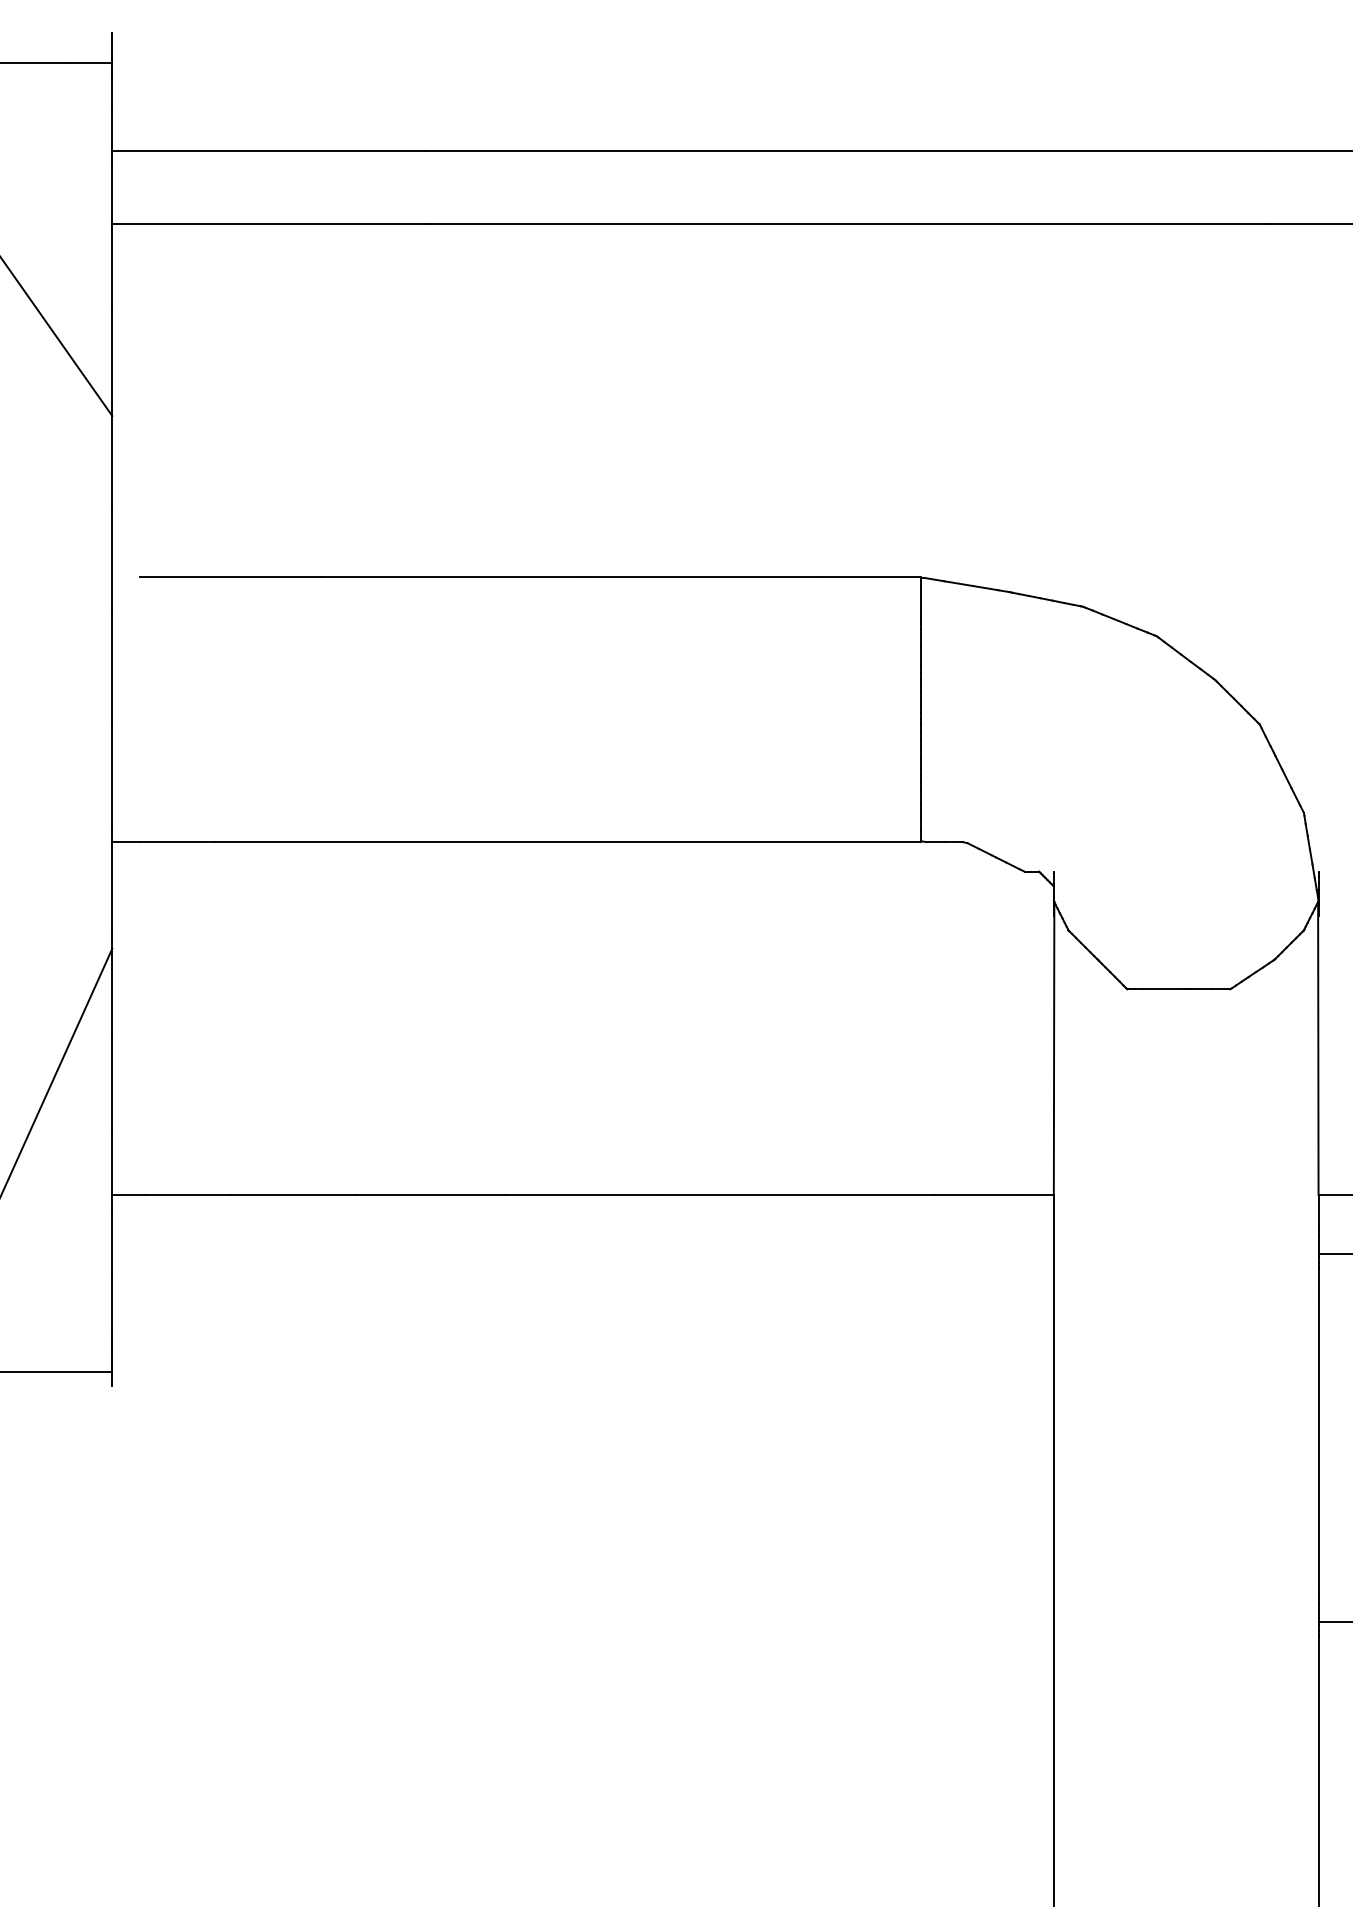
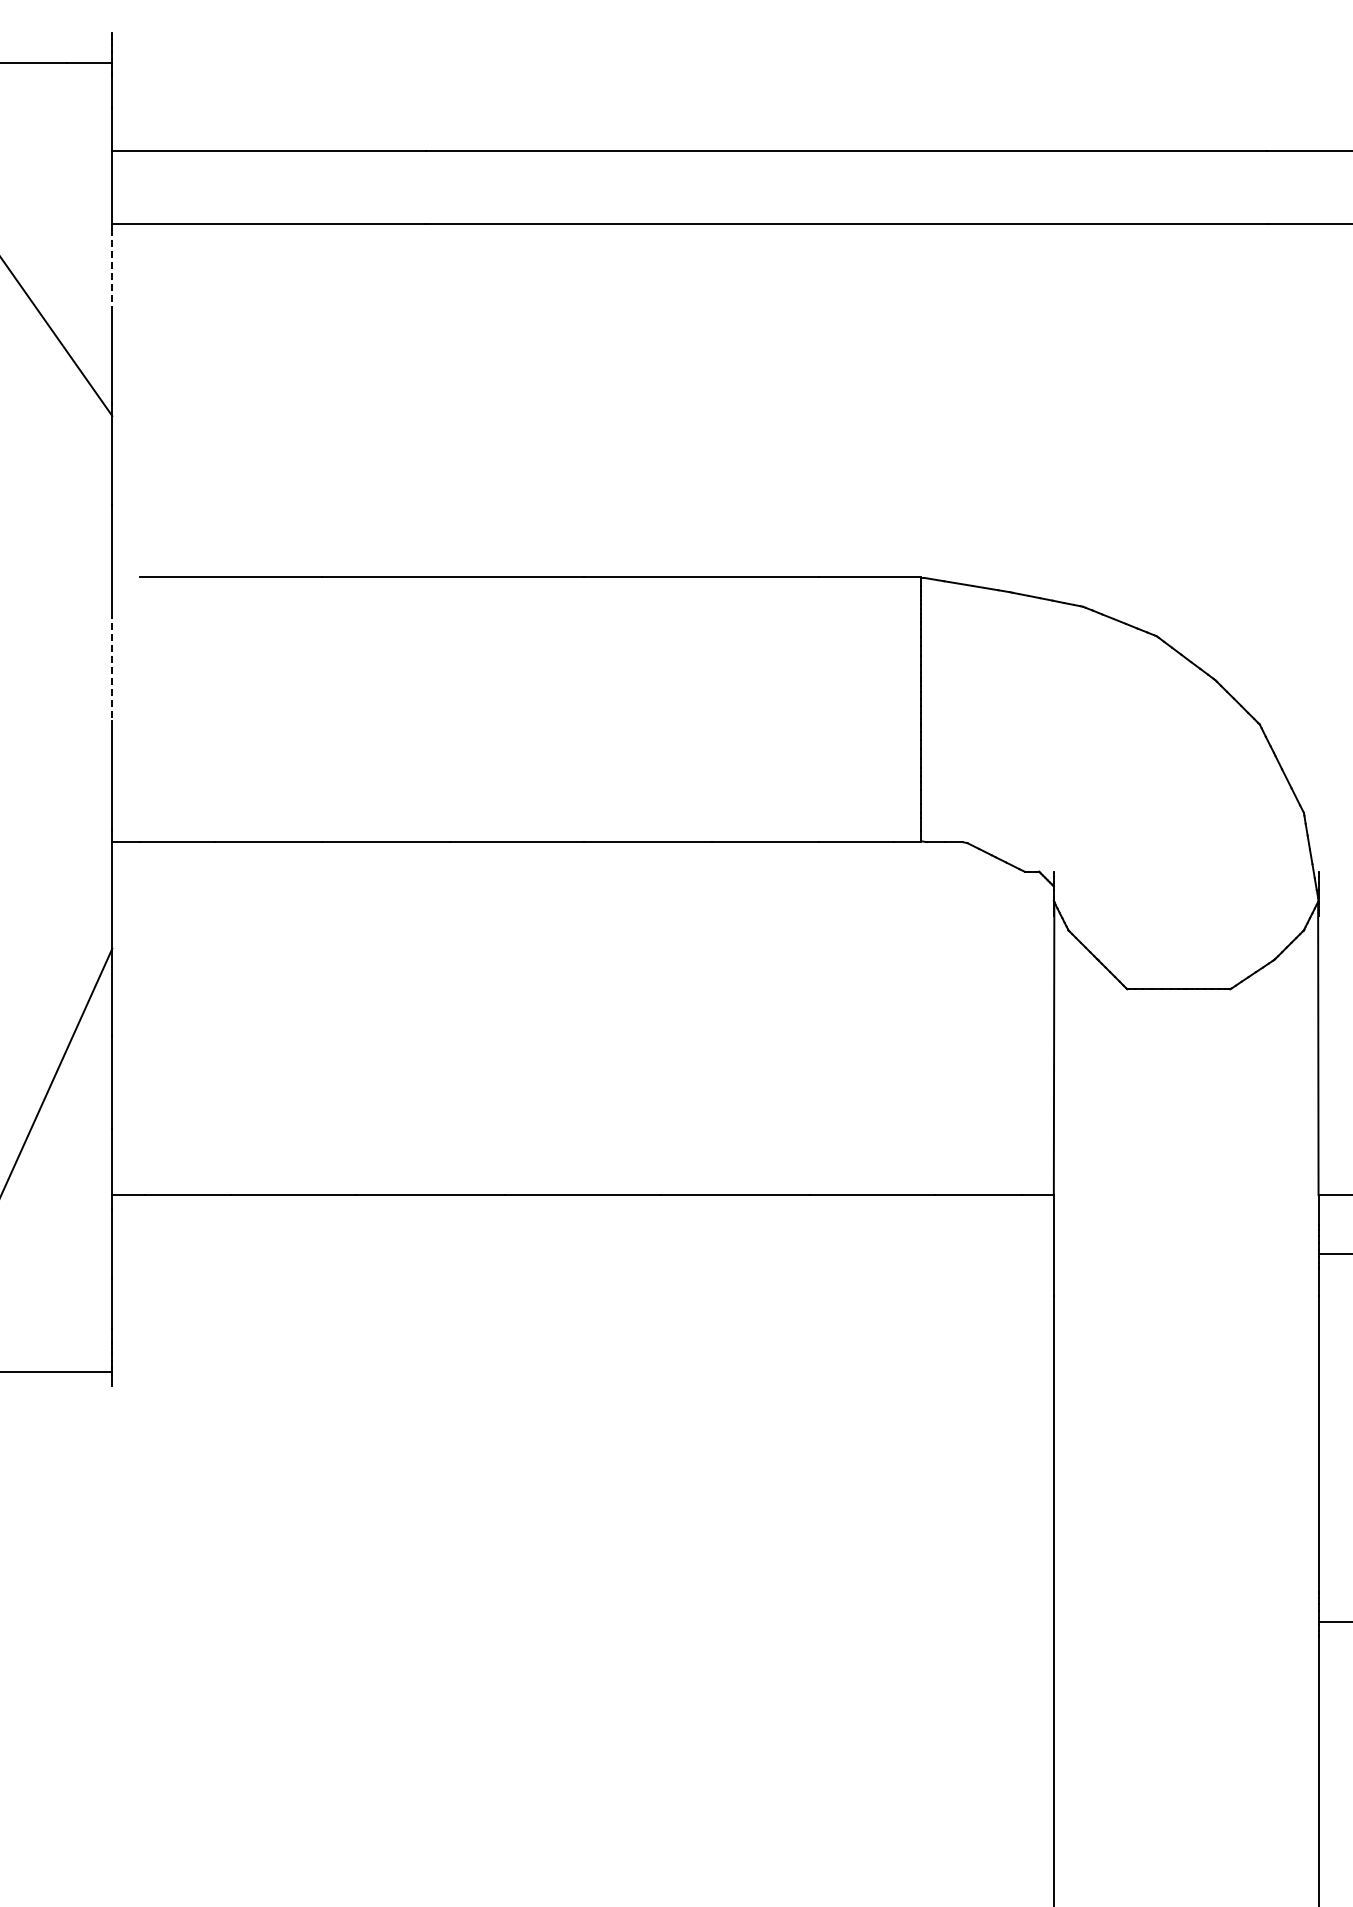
line: solid -> dashed (112, 270)
line: solid -> dashed (112, 666)
